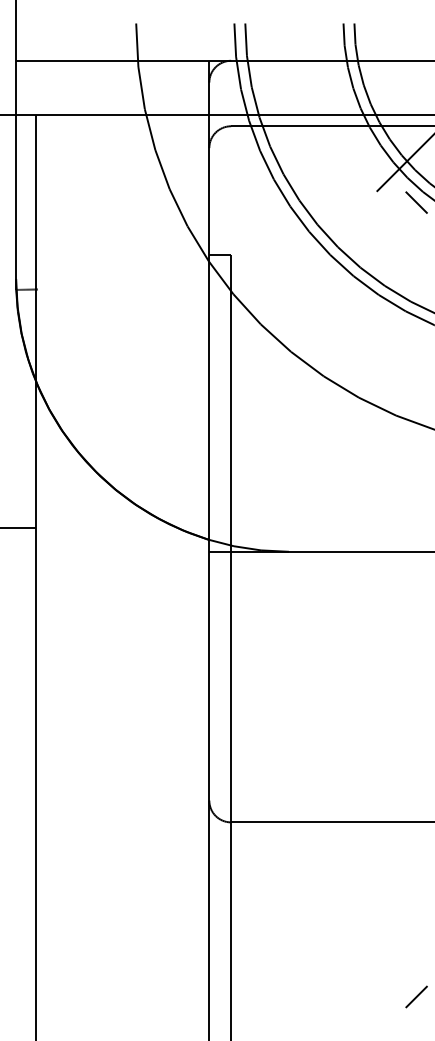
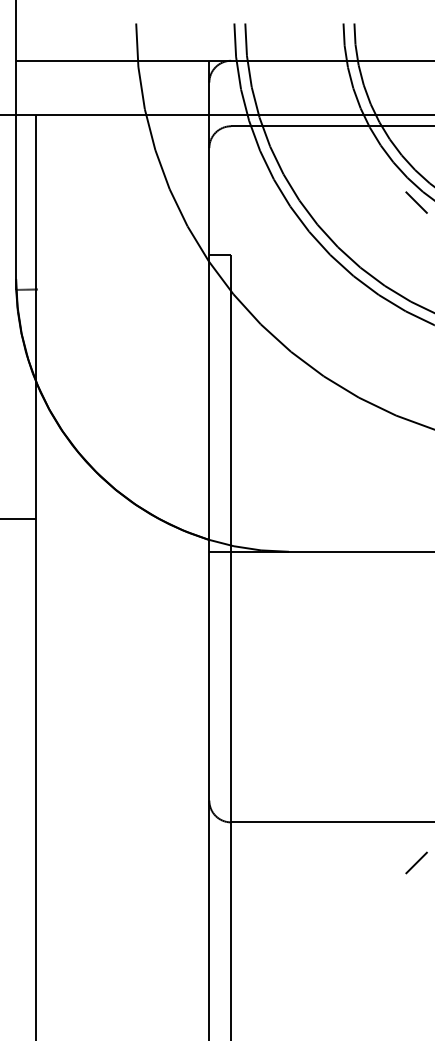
line: present -> none (403, 163)
line position: (18, 527) -> (18, 518) (18, 518)
line position: (416, 996) -> (416, 862) (416, 862)
